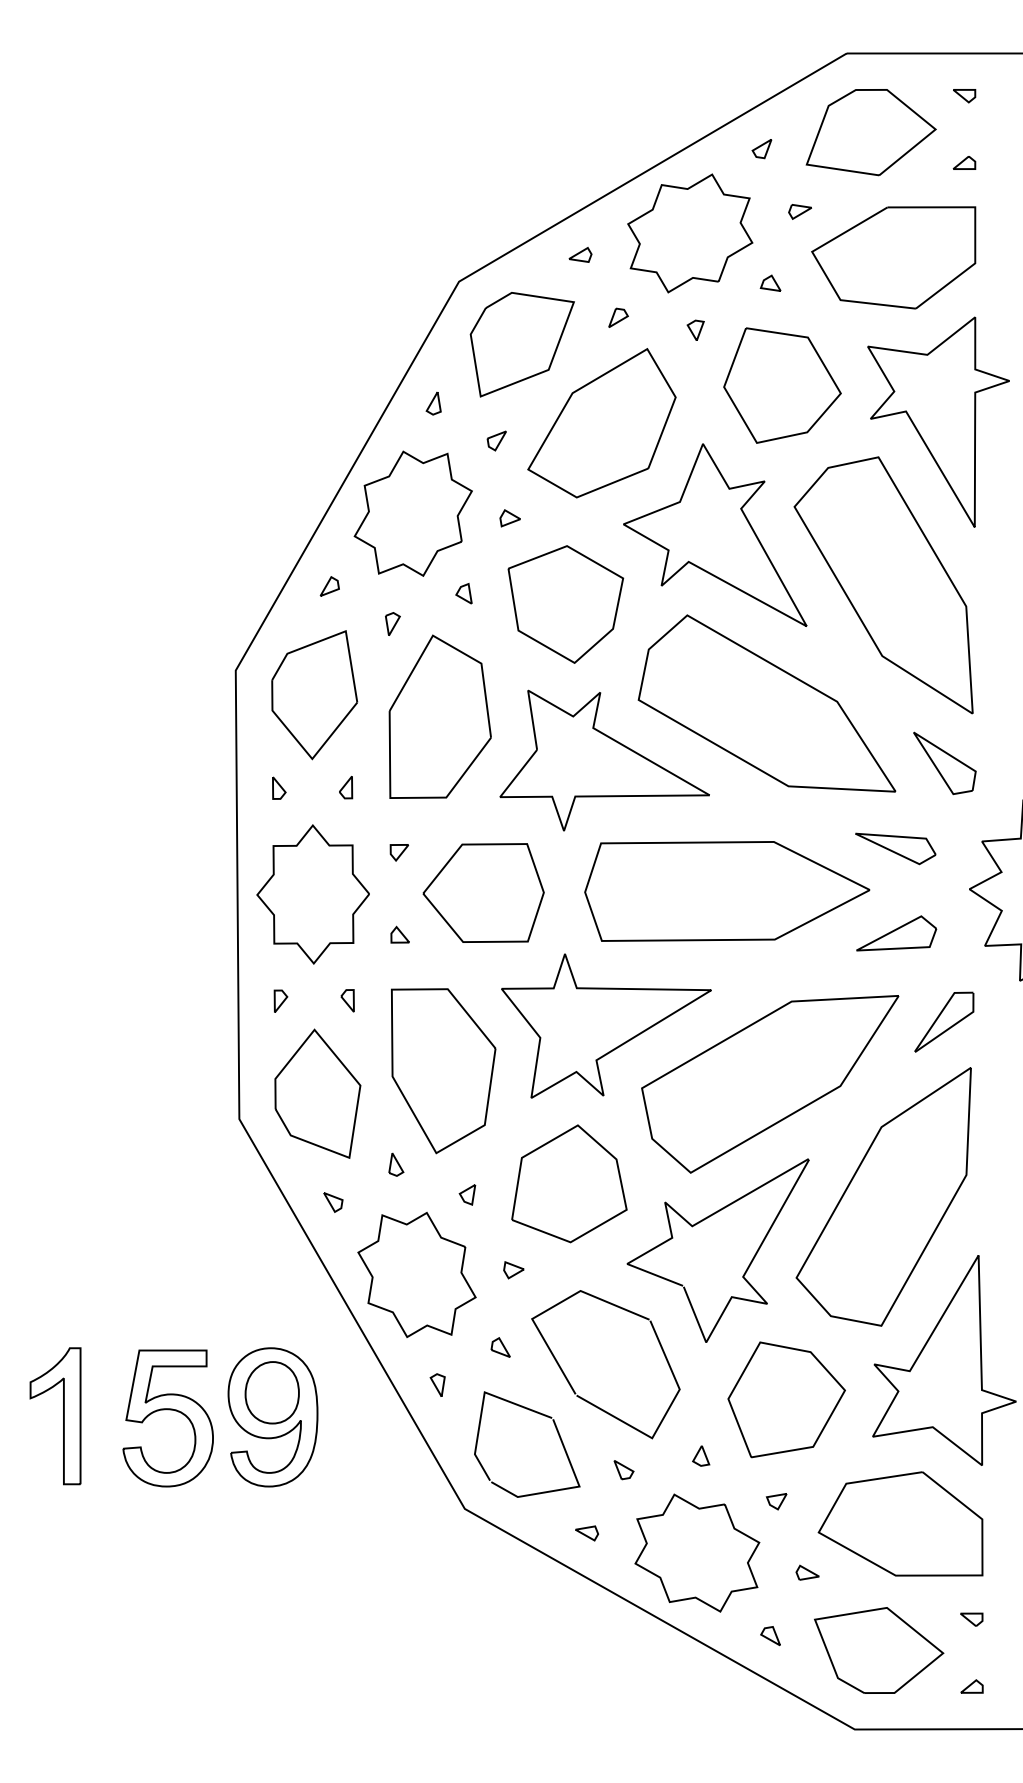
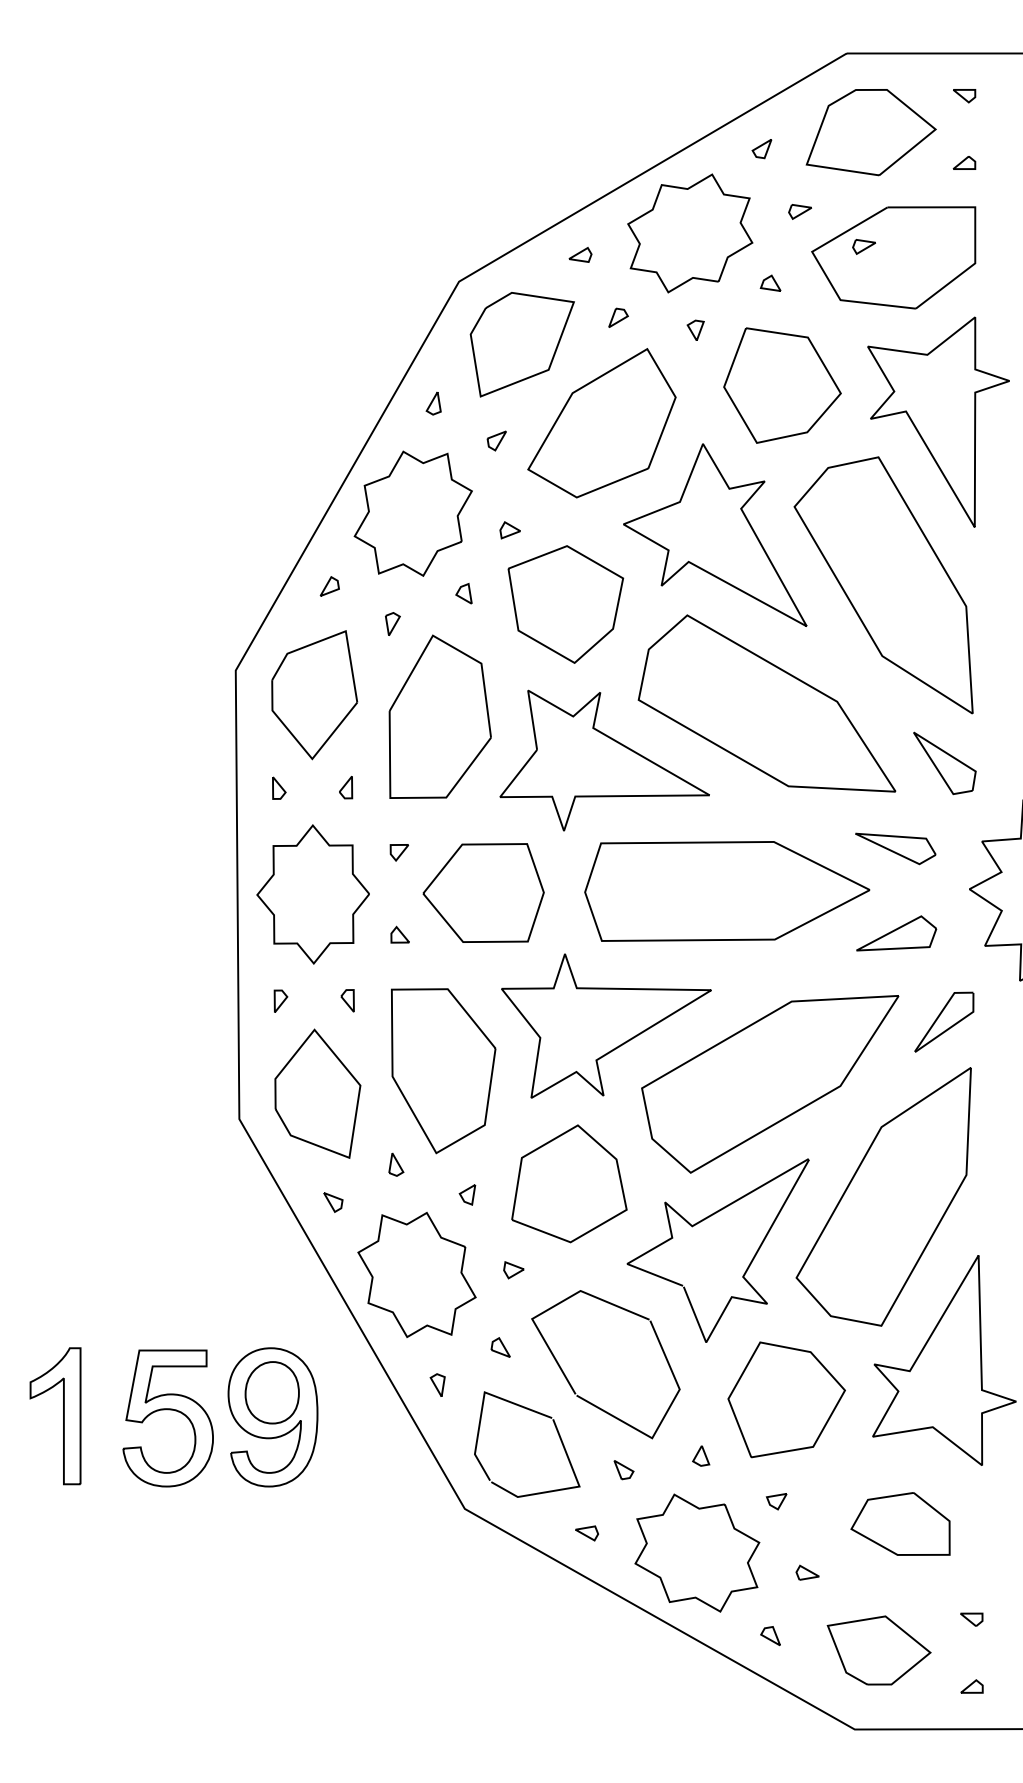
part: none -> present (863, 246)
part position: (509, 518) -> (509, 530) (509, 530)
part size: 167x106 px -> 101x64 px (900, 1523)
part size: 131x87 px -> 106x71 px (878, 1650)
